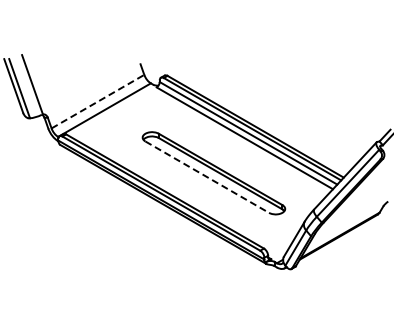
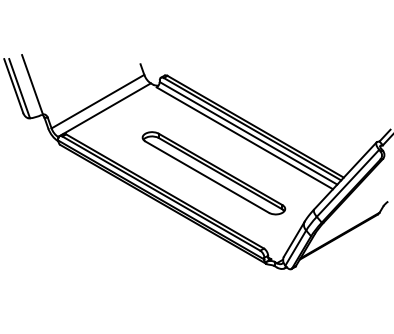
line: dashed -> solid (97, 101)
line: dashed -> solid (207, 177)
